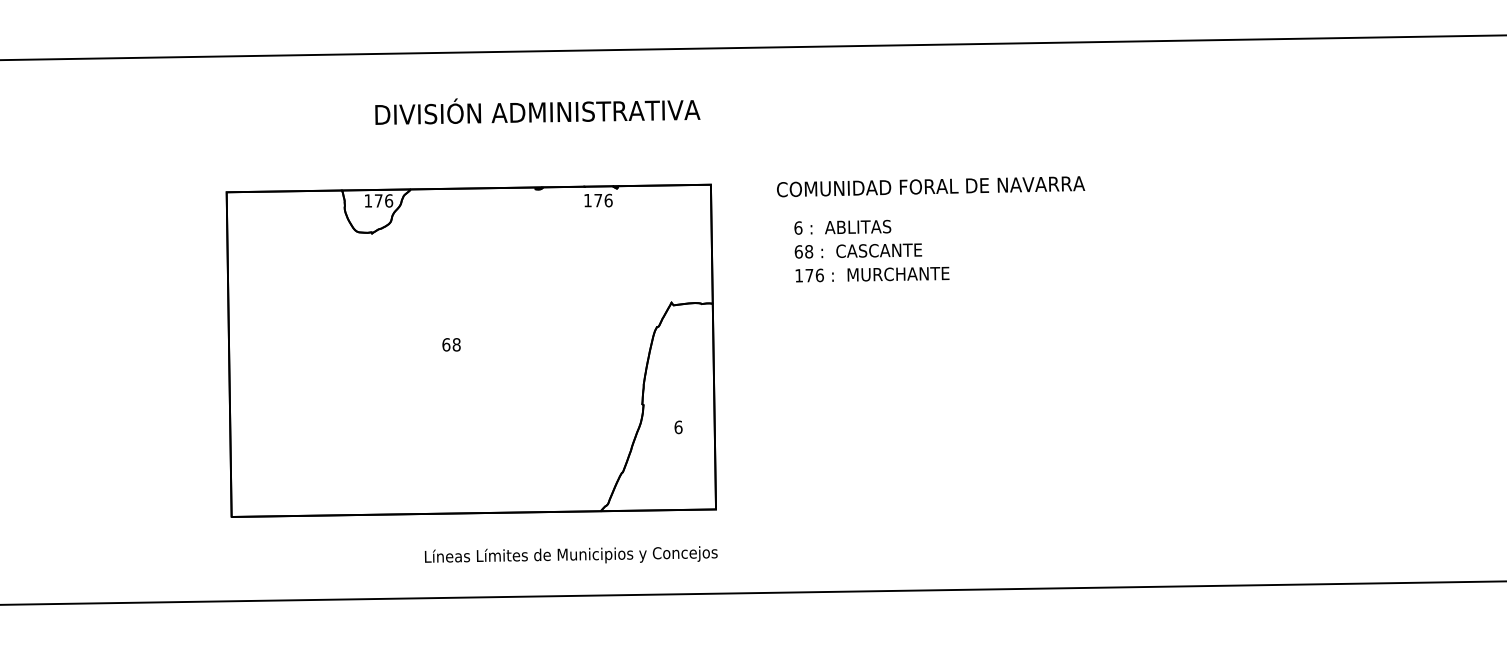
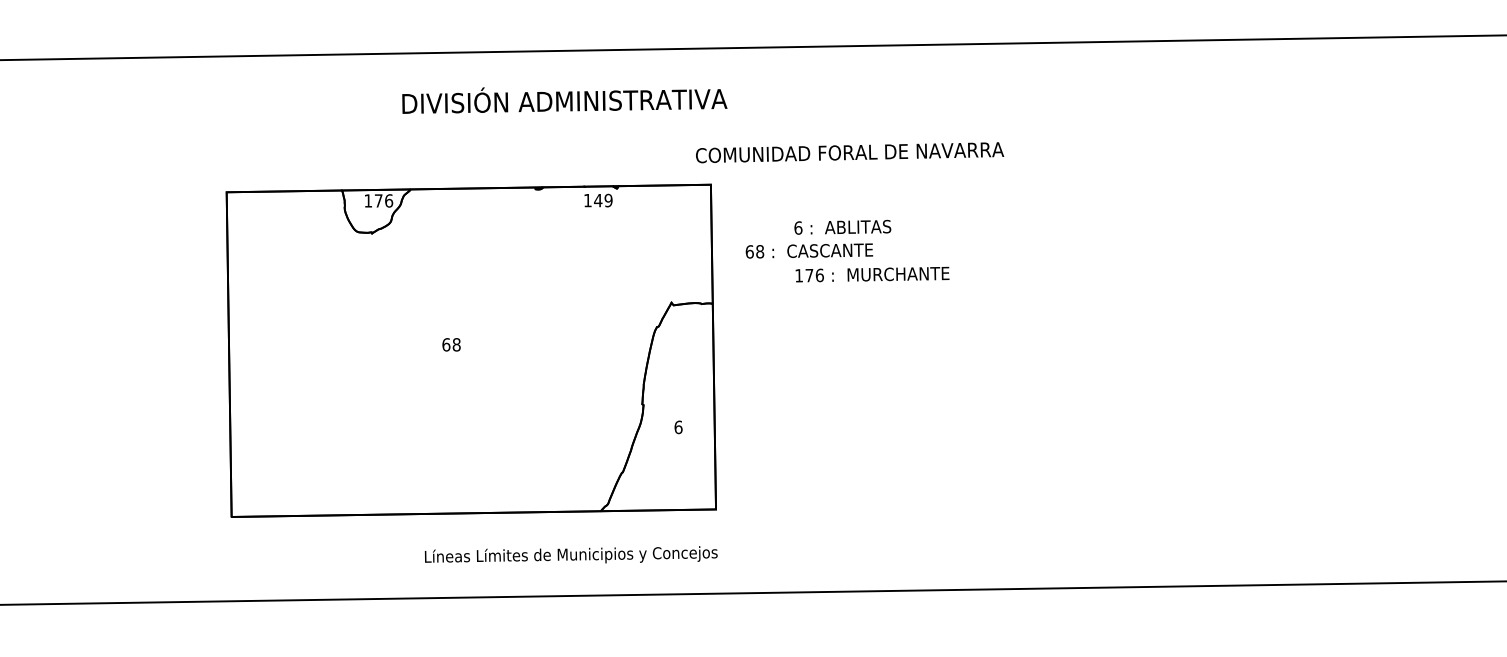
text position: (537, 111) -> (564, 100) (564, 100)
text position: (931, 186) -> (850, 152) (850, 152)
text: 176 -> 149 (603, 200)
text position: (858, 250) -> (809, 250) (809, 250)
